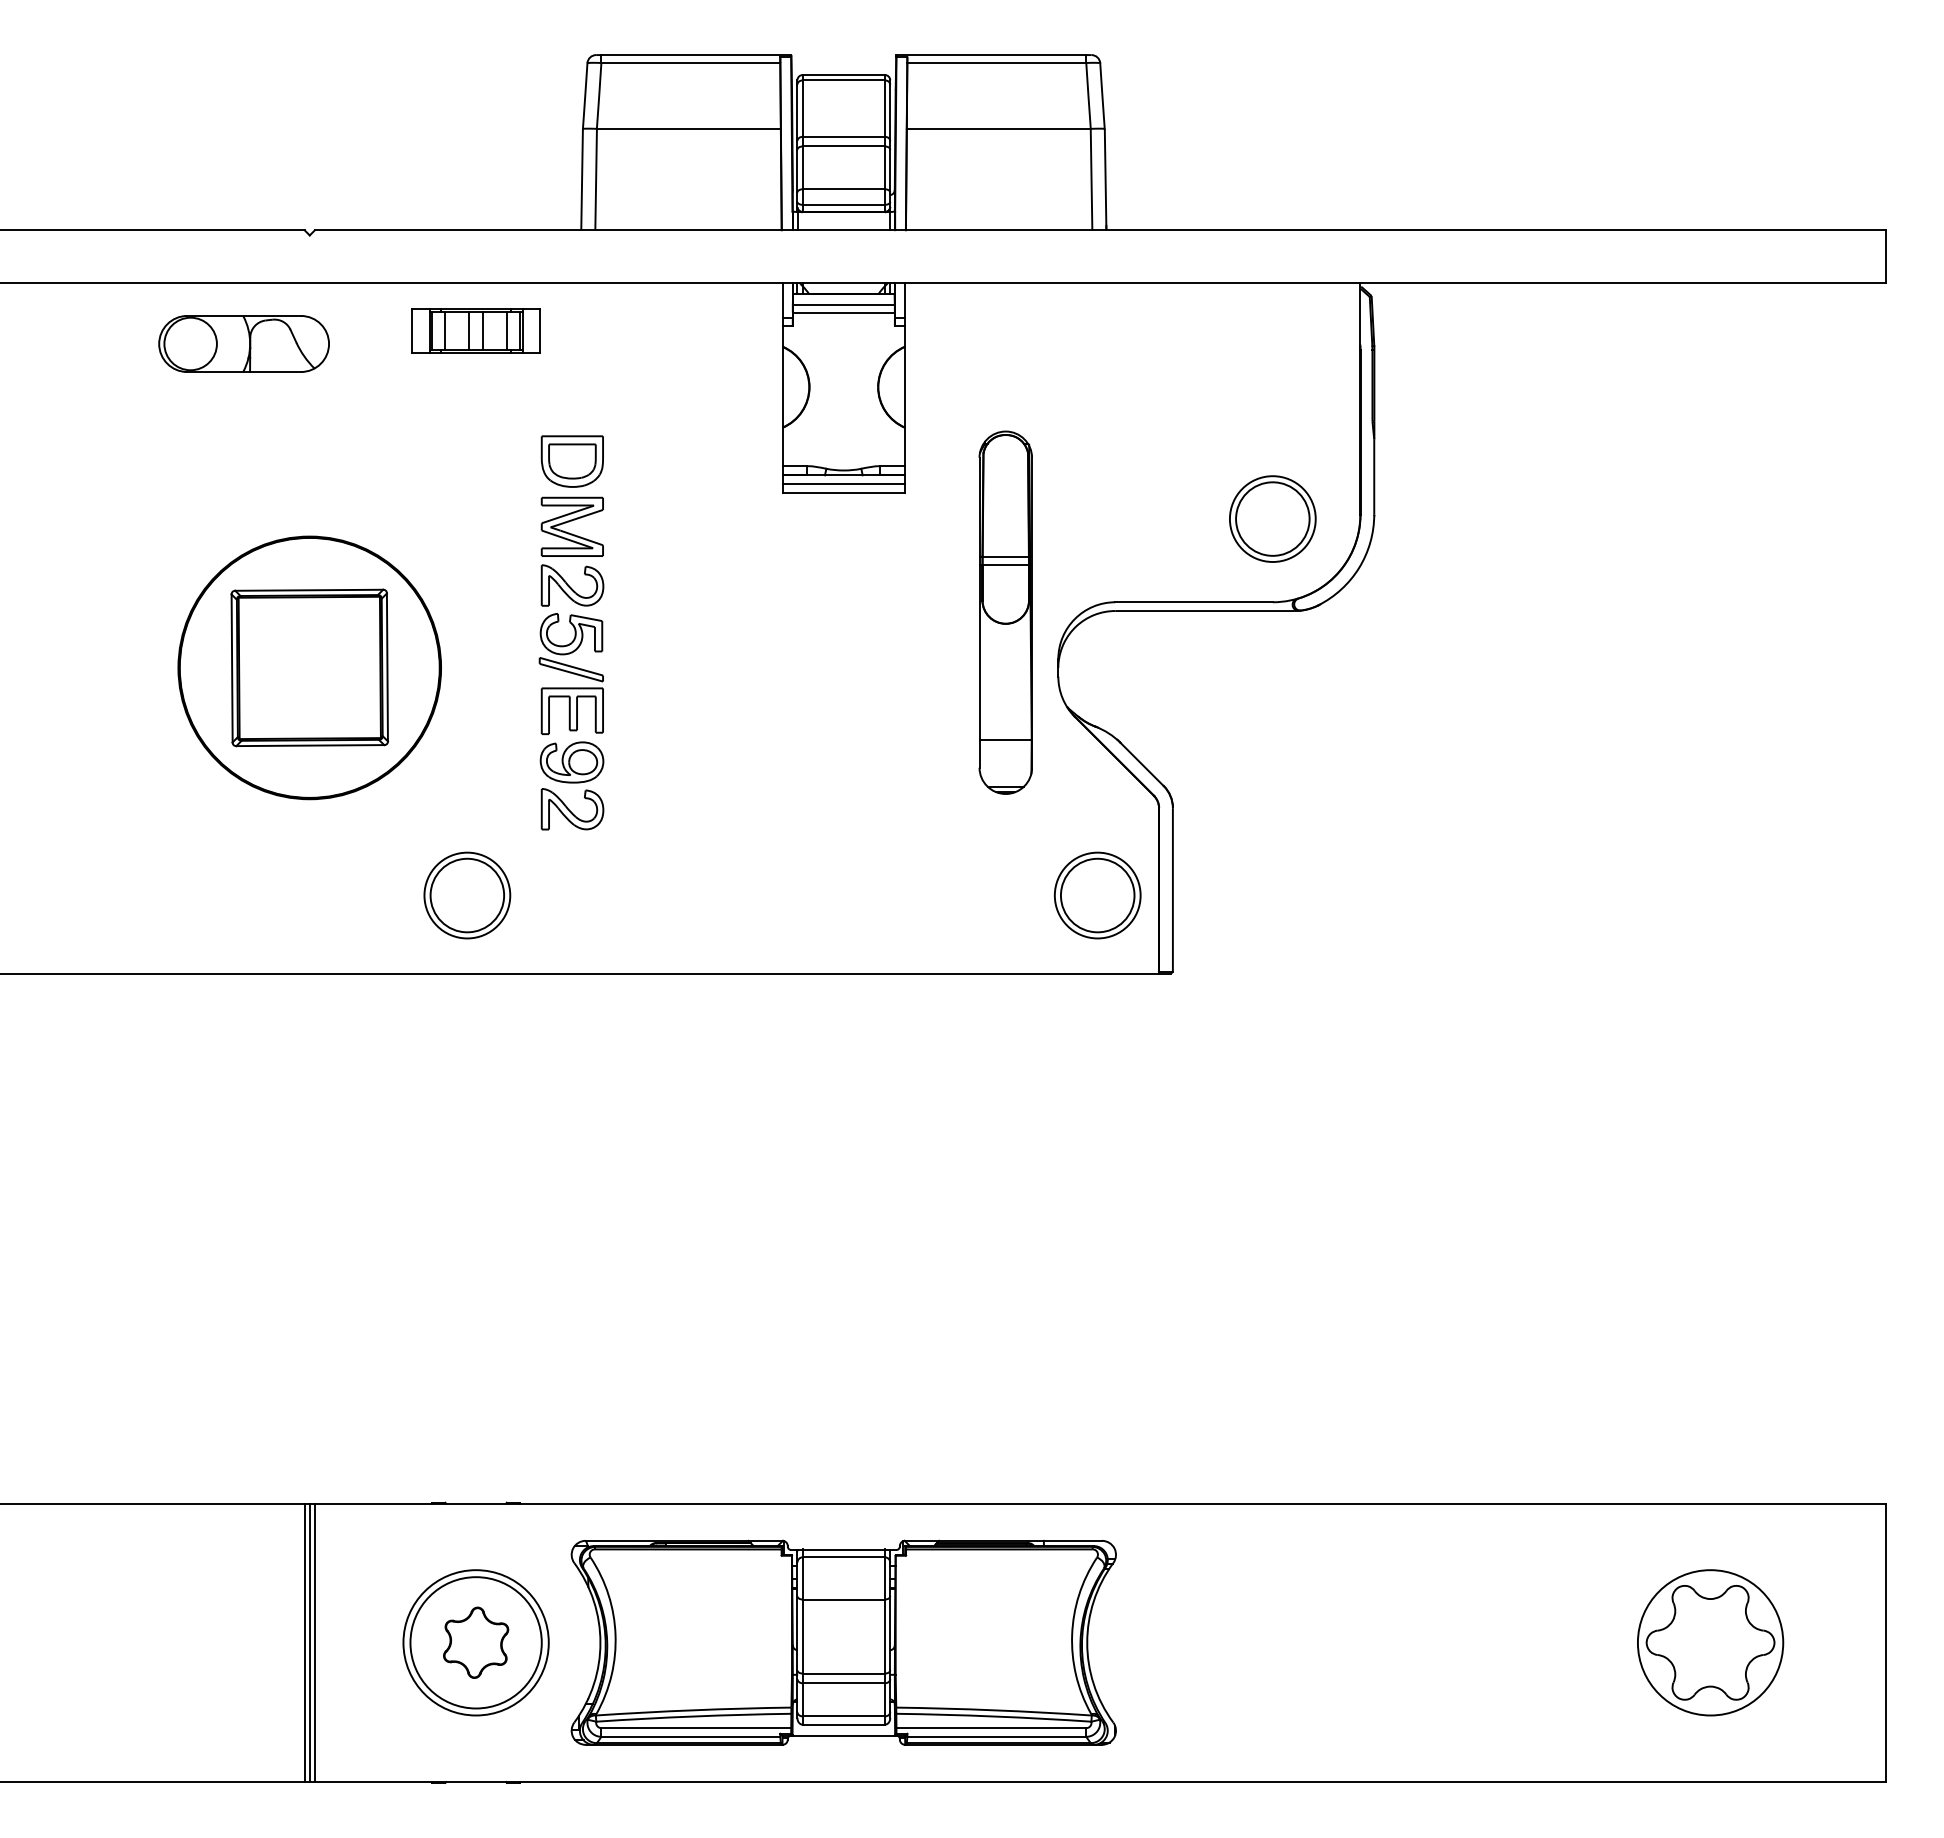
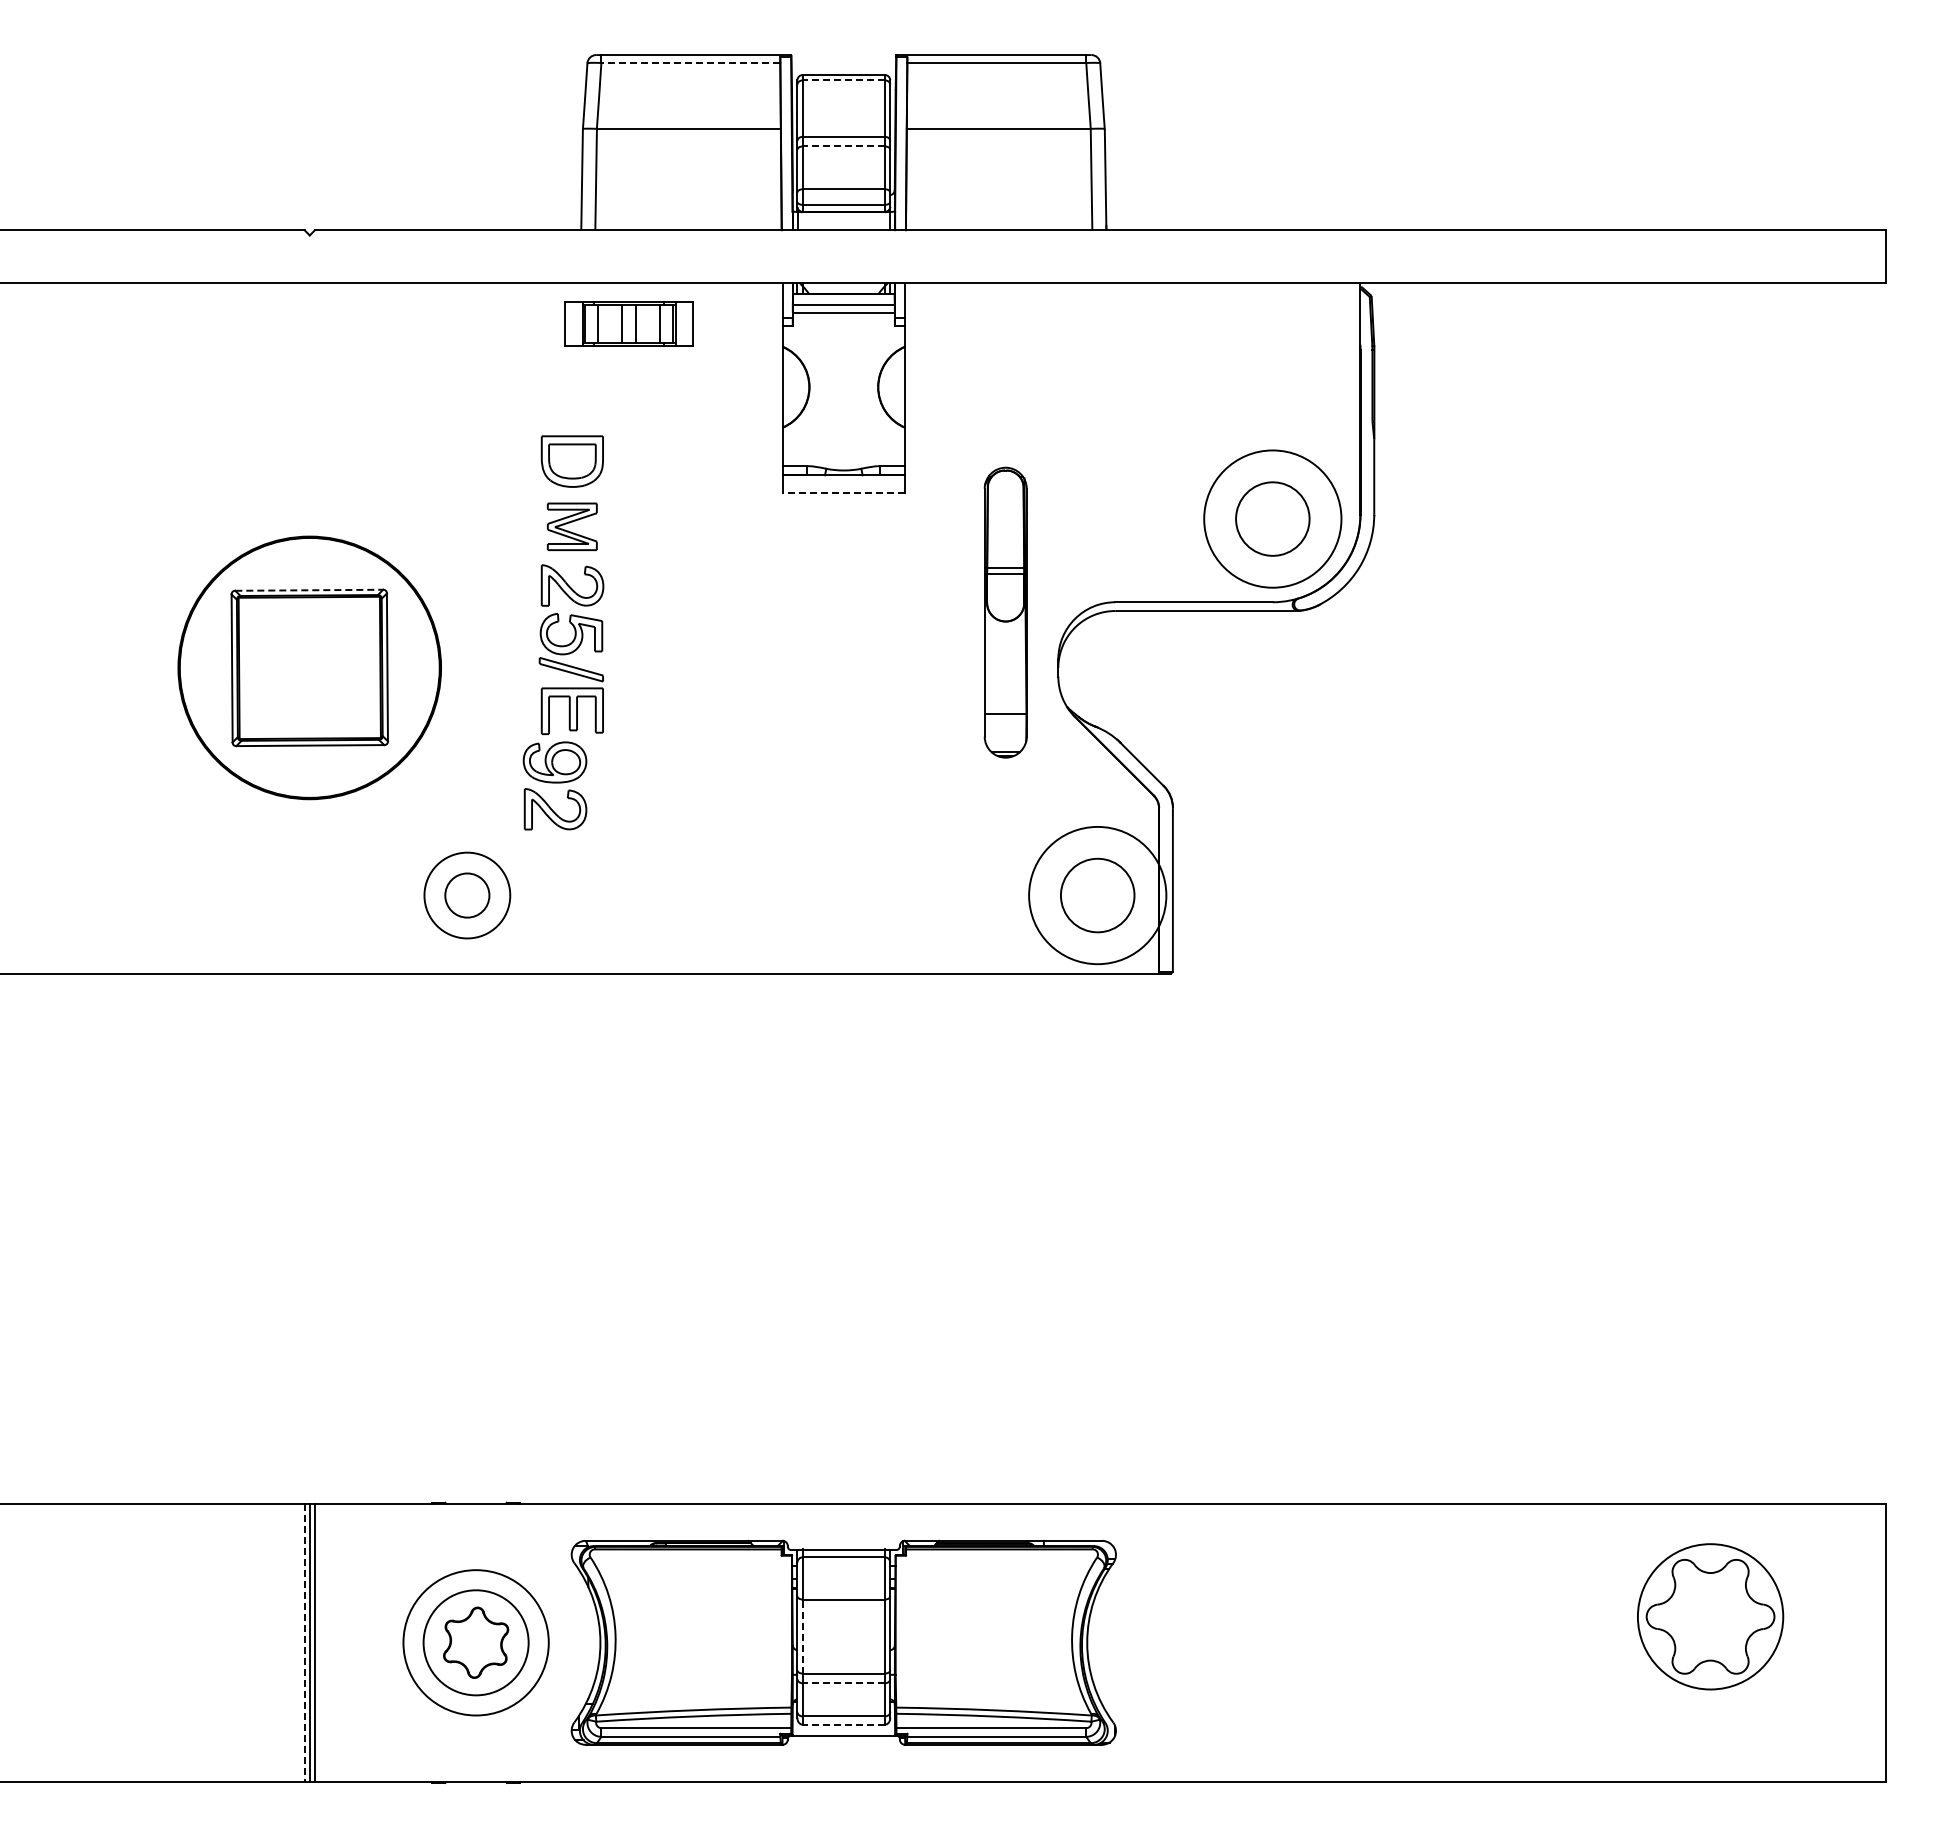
line: solid -> dashed (690, 63)
line: solid -> dashed (843, 80)
line: solid -> dashed (843, 146)
part position: (475, 330) -> (628, 323) (628, 323)
part: present -> none (243, 343)
line: present -> none (843, 484)
line: solid -> dashed (843, 492)
circle diameter: 86 px -> 137 px (1272, 518)
part size: 64x61 px -> 52x49 px (571, 526)
line: solid -> dashed (309, 590)
part size: 55x365 px -> 45x293 px (1005, 612)
part position: (571, 785) -> (554, 785) (554, 785)
circle diameter: 74 px -> 44 px (467, 895)
circle diameter: 86 px -> 137 px (1097, 895)
line: solid -> dashed (802, 1636)
circle diameter: 131 px -> 105 px (475, 1642)
part position: (1710, 1642) -> (1710, 1616) (1710, 1616)
line: solid -> dashed (304, 1643)
line: solid -> dashed (843, 1683)
line: solid -> dashed (843, 1724)
